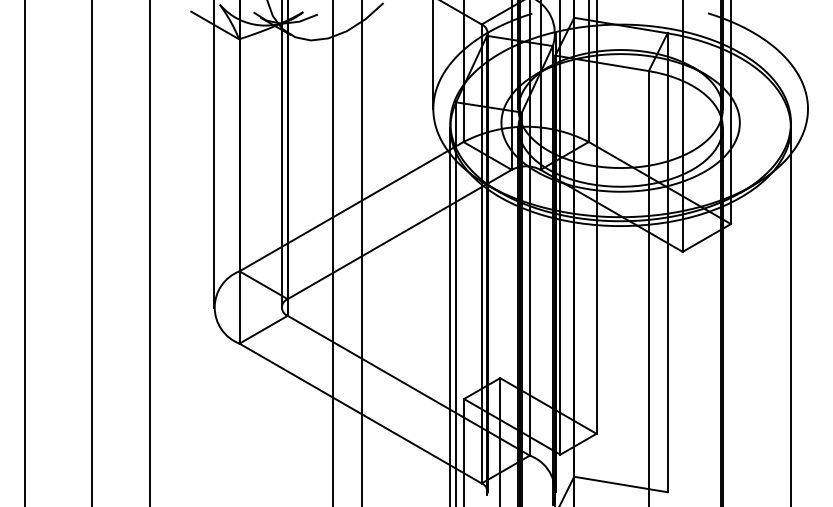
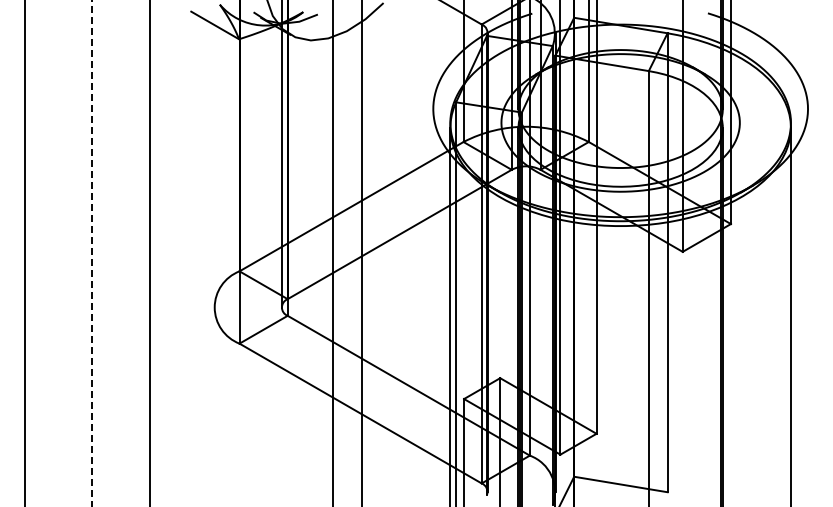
line: present -> none (433, 55)
line: present -> none (213, 154)
line: solid -> dashed (91, 252)
